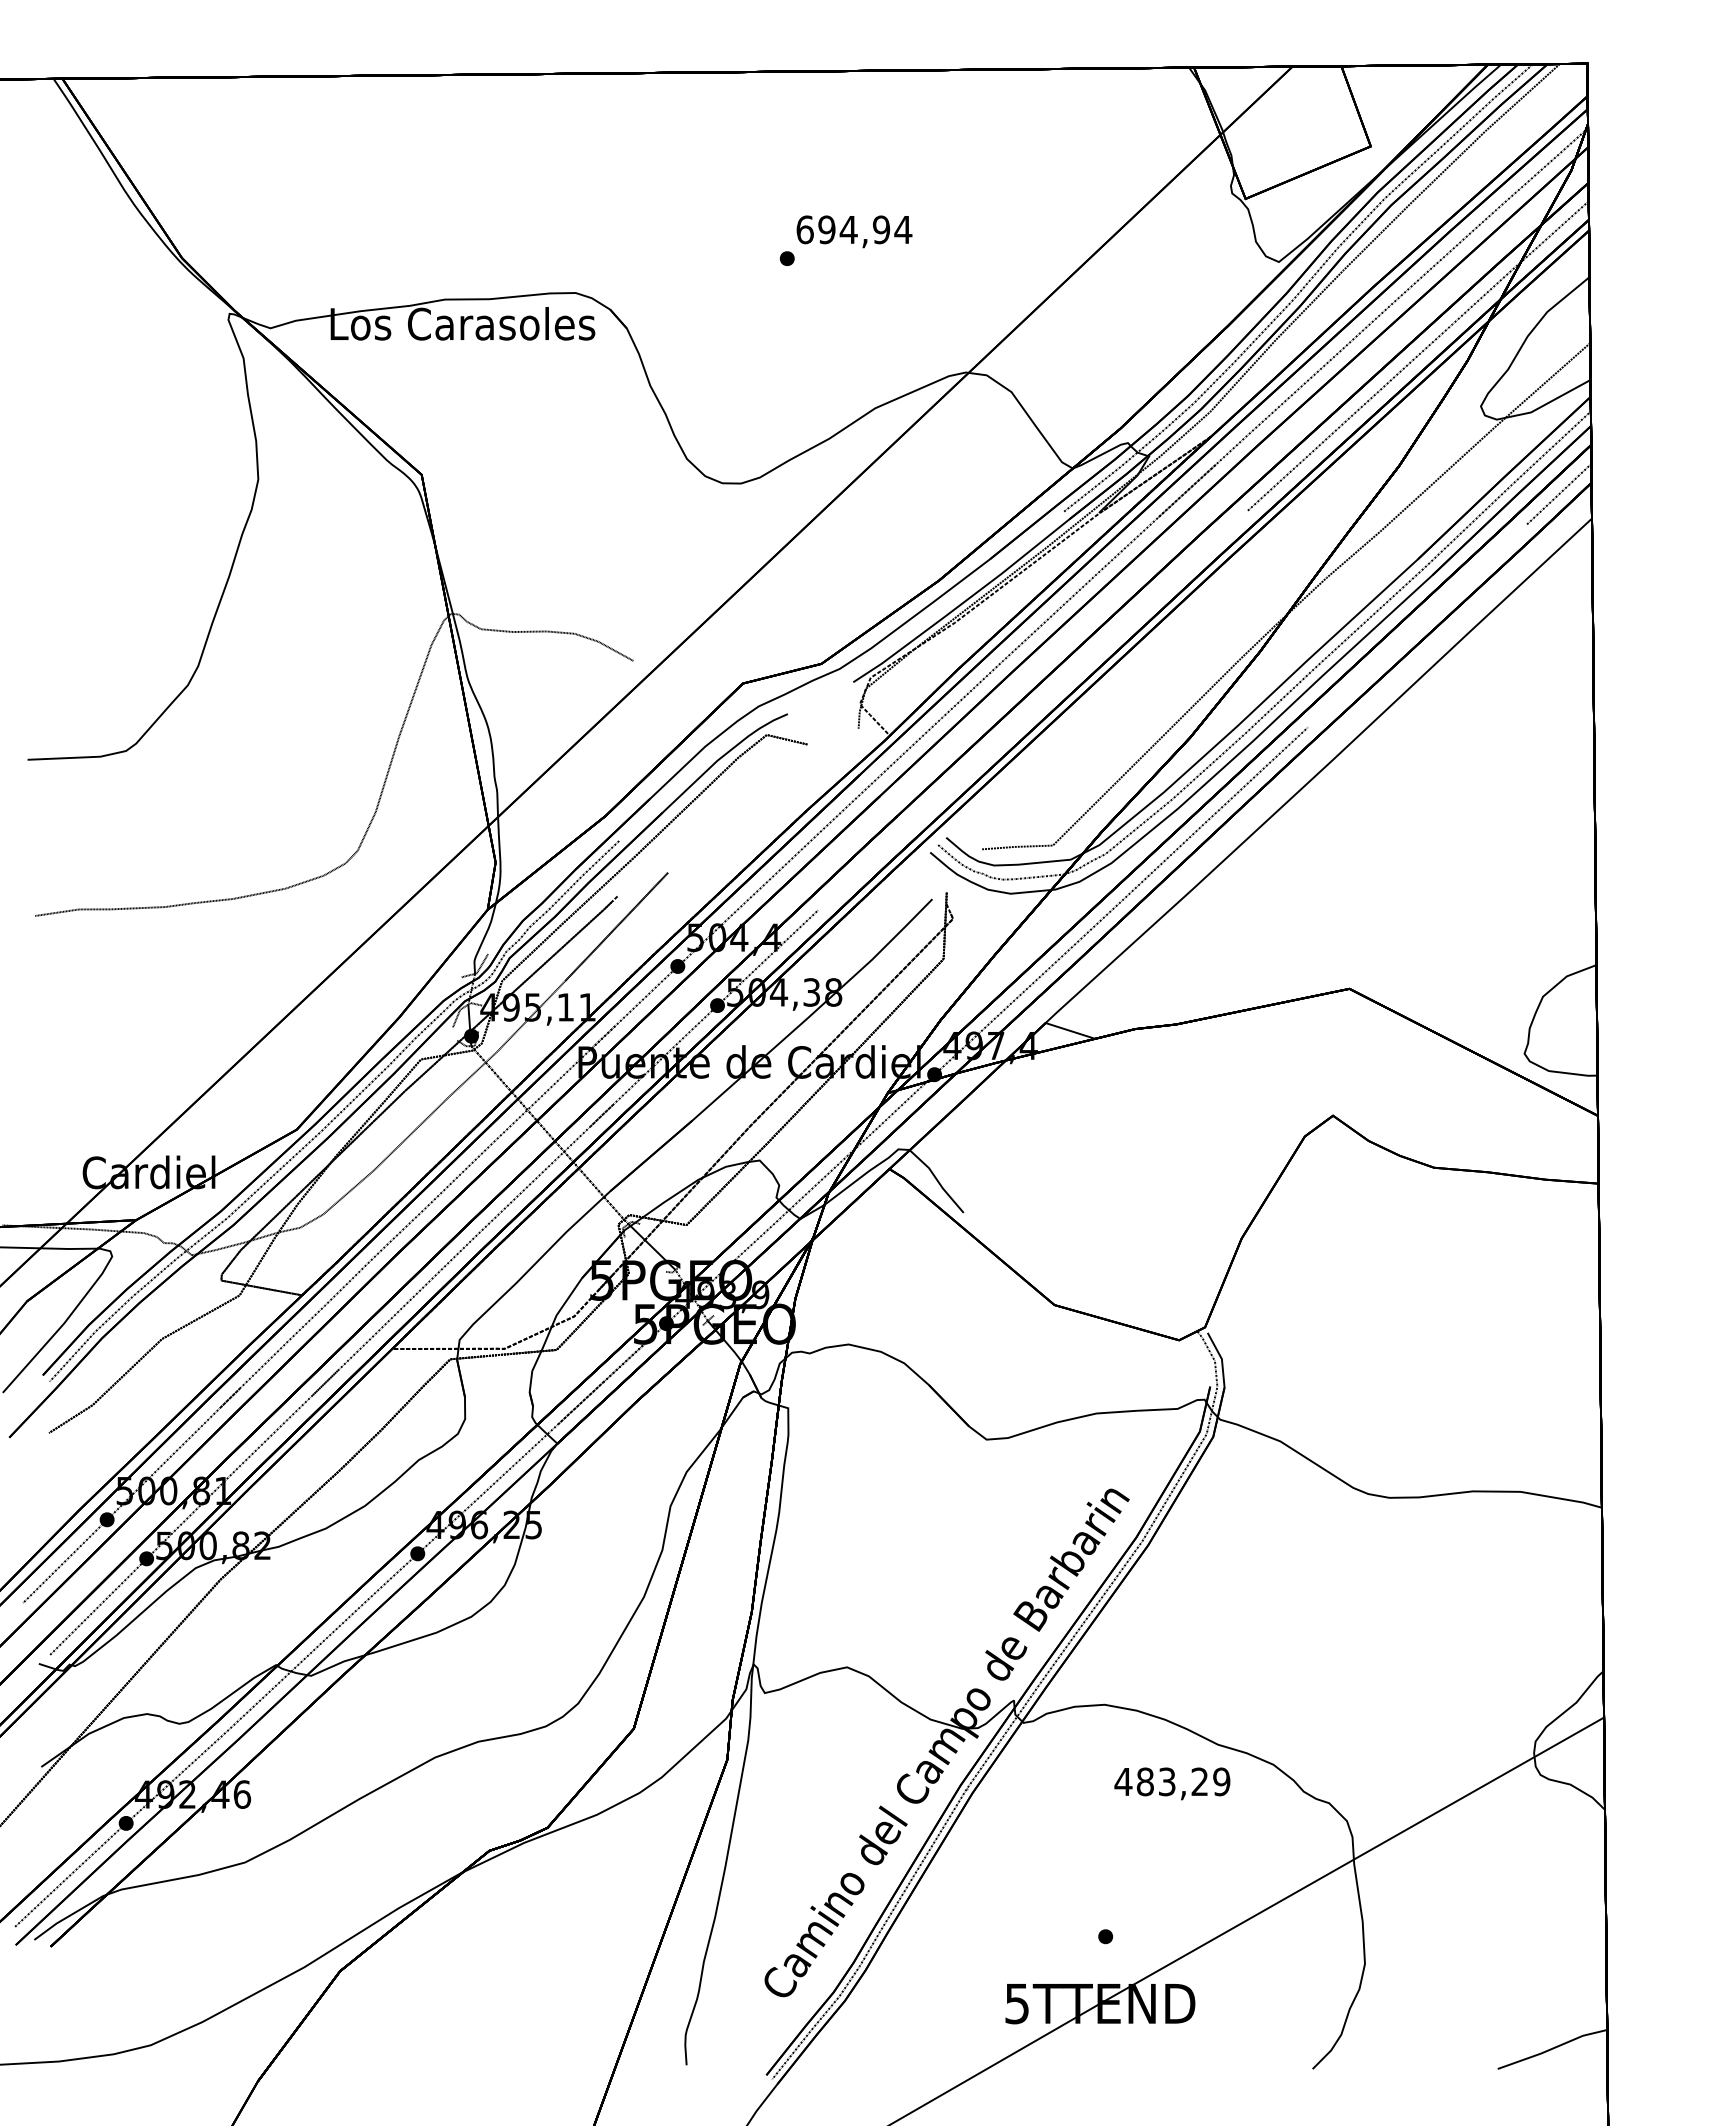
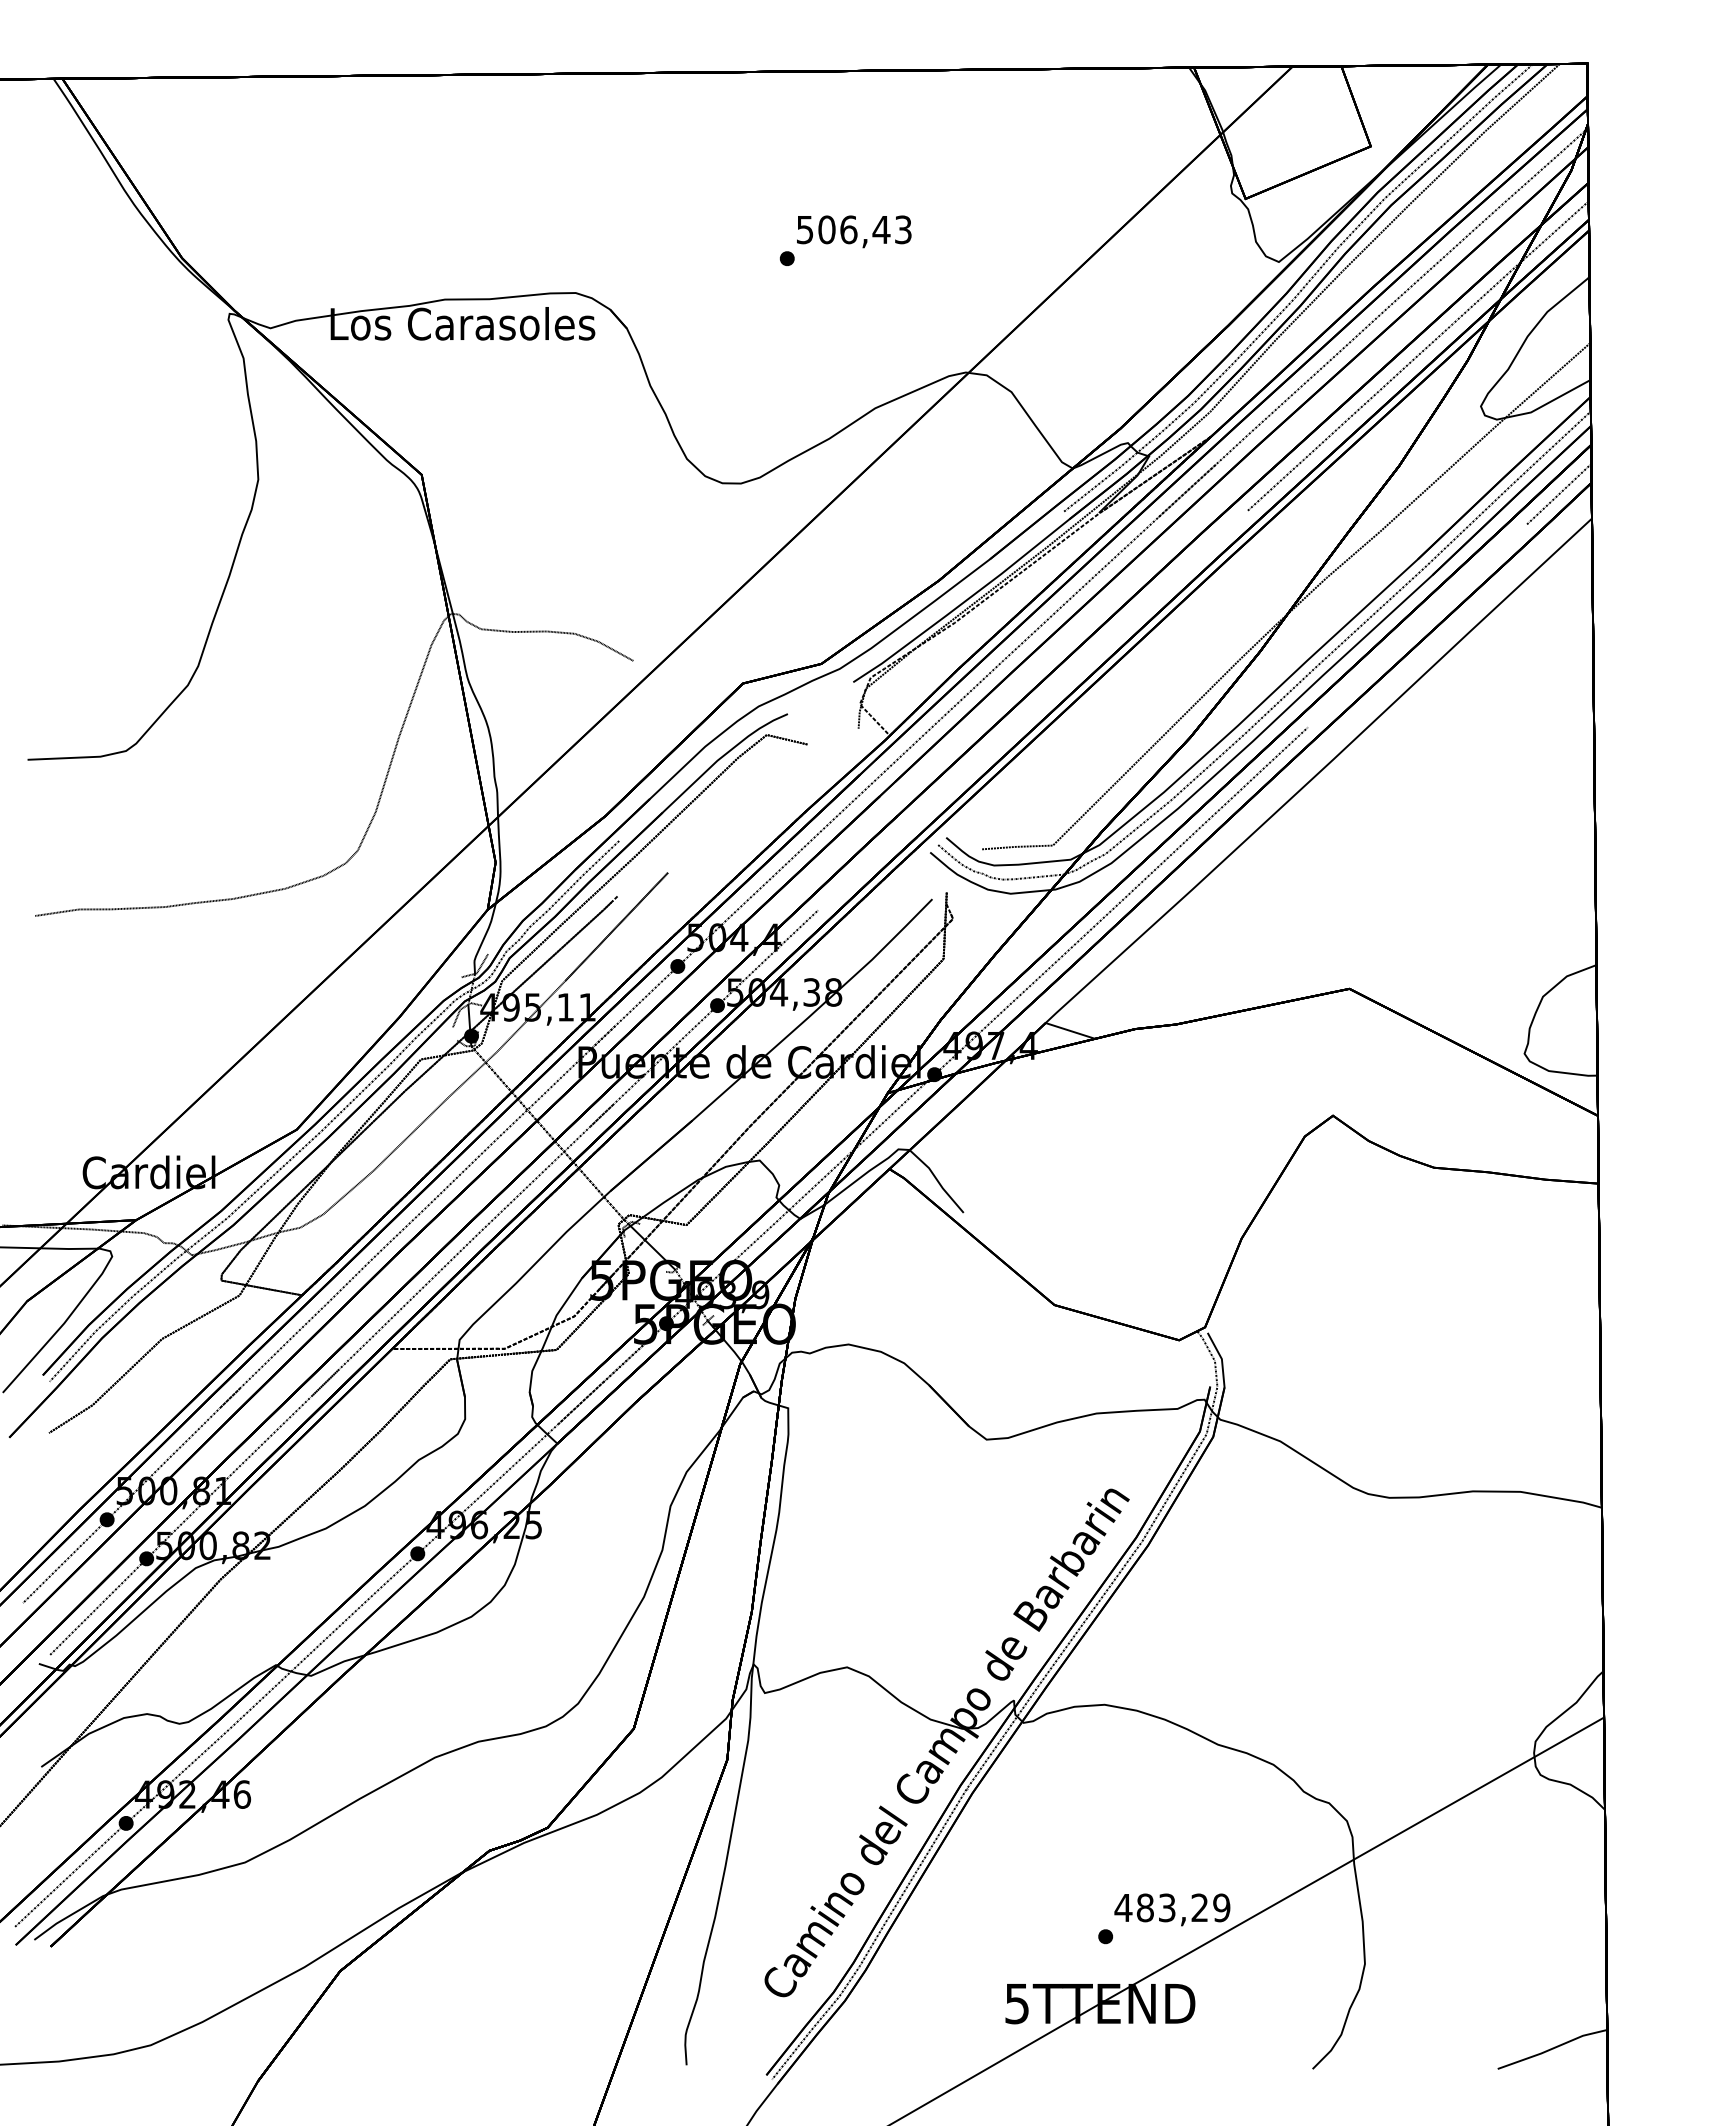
text: 694,94 -> 506,43 (854, 229)
text position: (1172, 1783) -> (1172, 1909) (1172, 1909)
